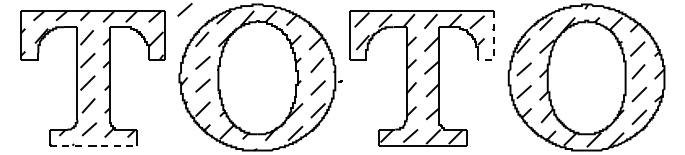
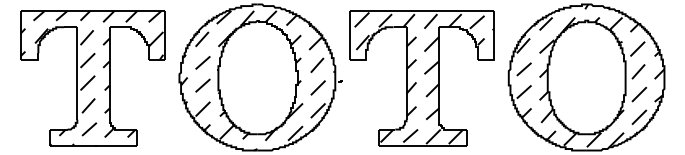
line: present -> none (184, 9)
line: dashed -> solid (494, 44)
line: dashed -> solid (93, 145)
